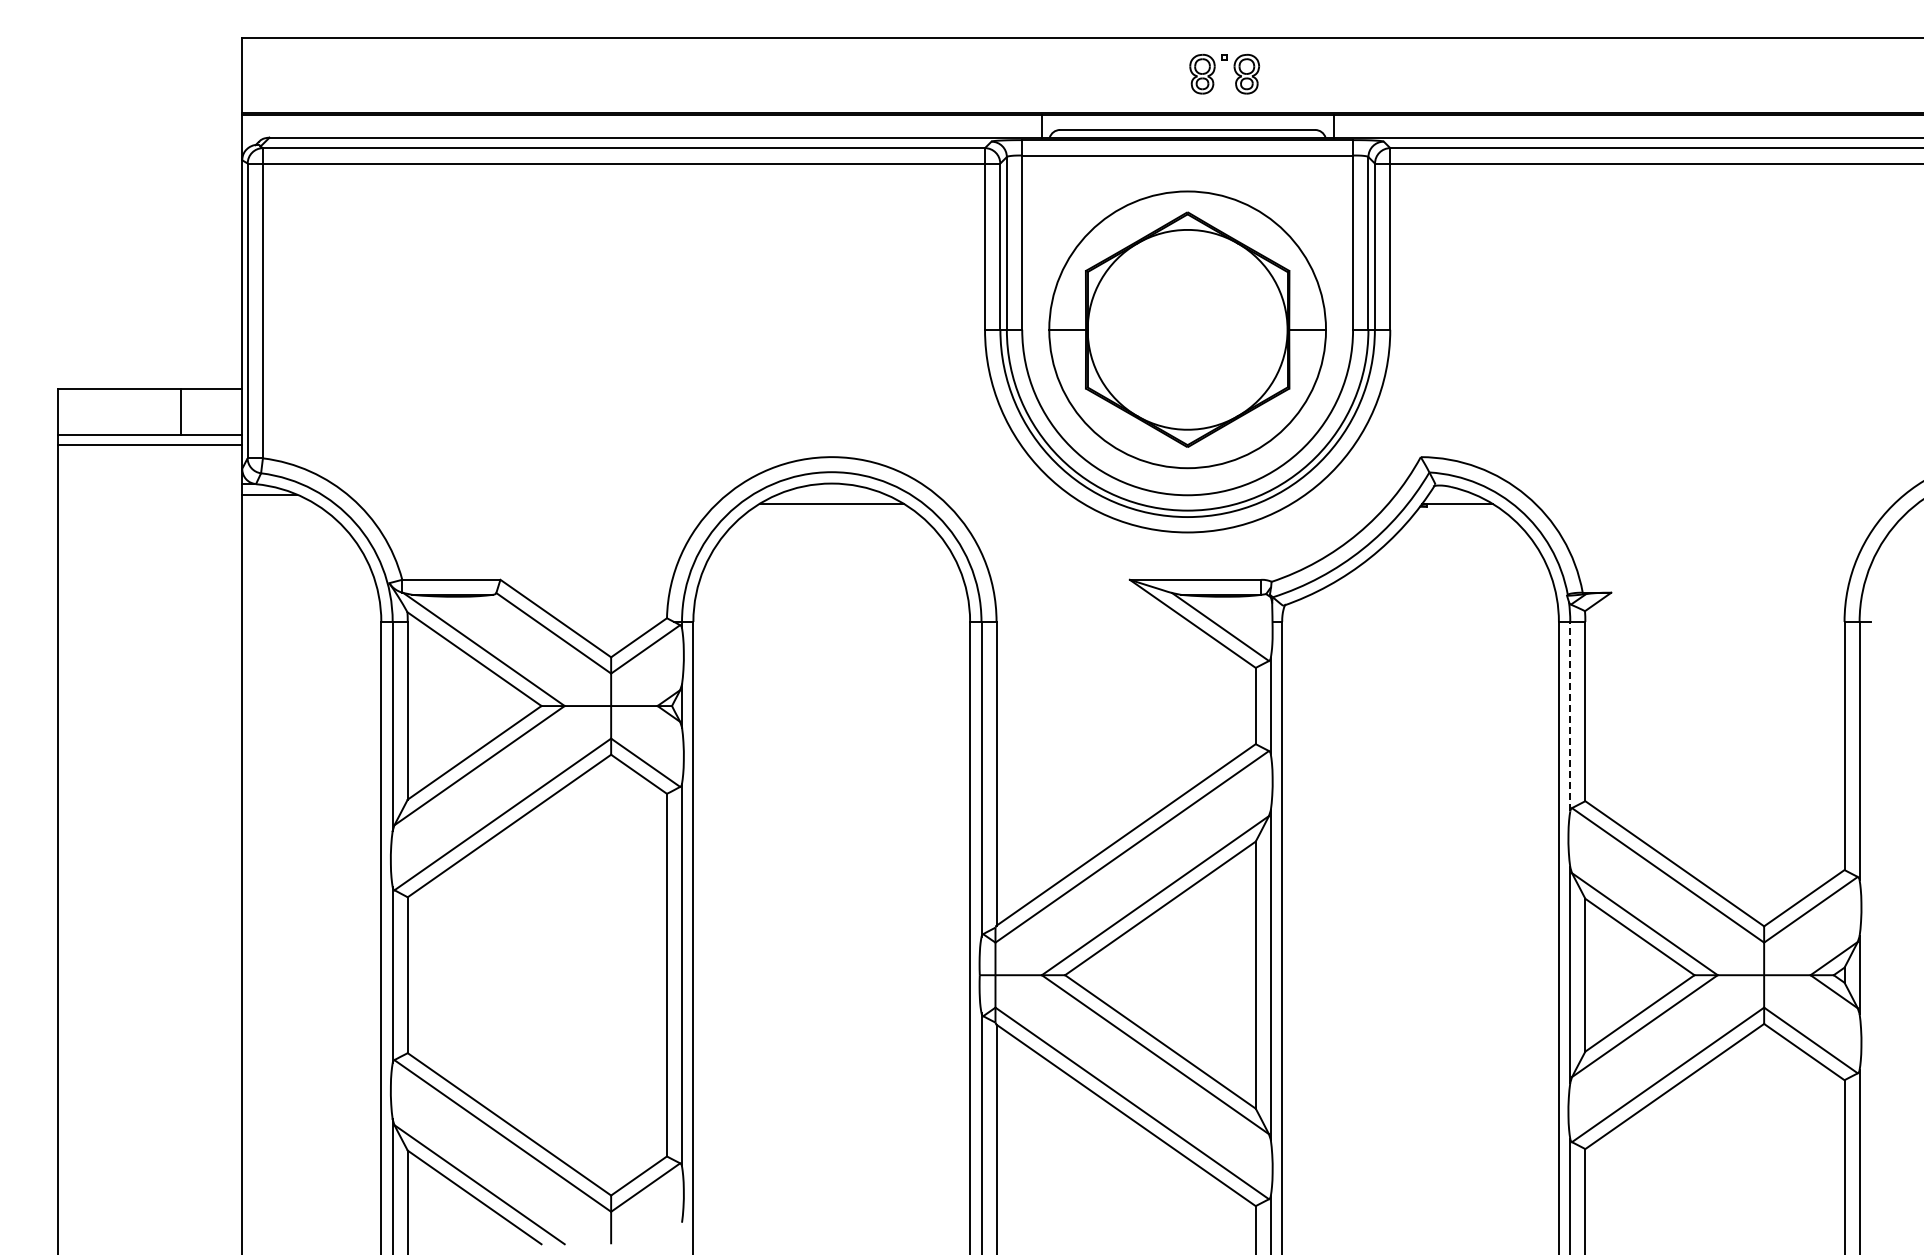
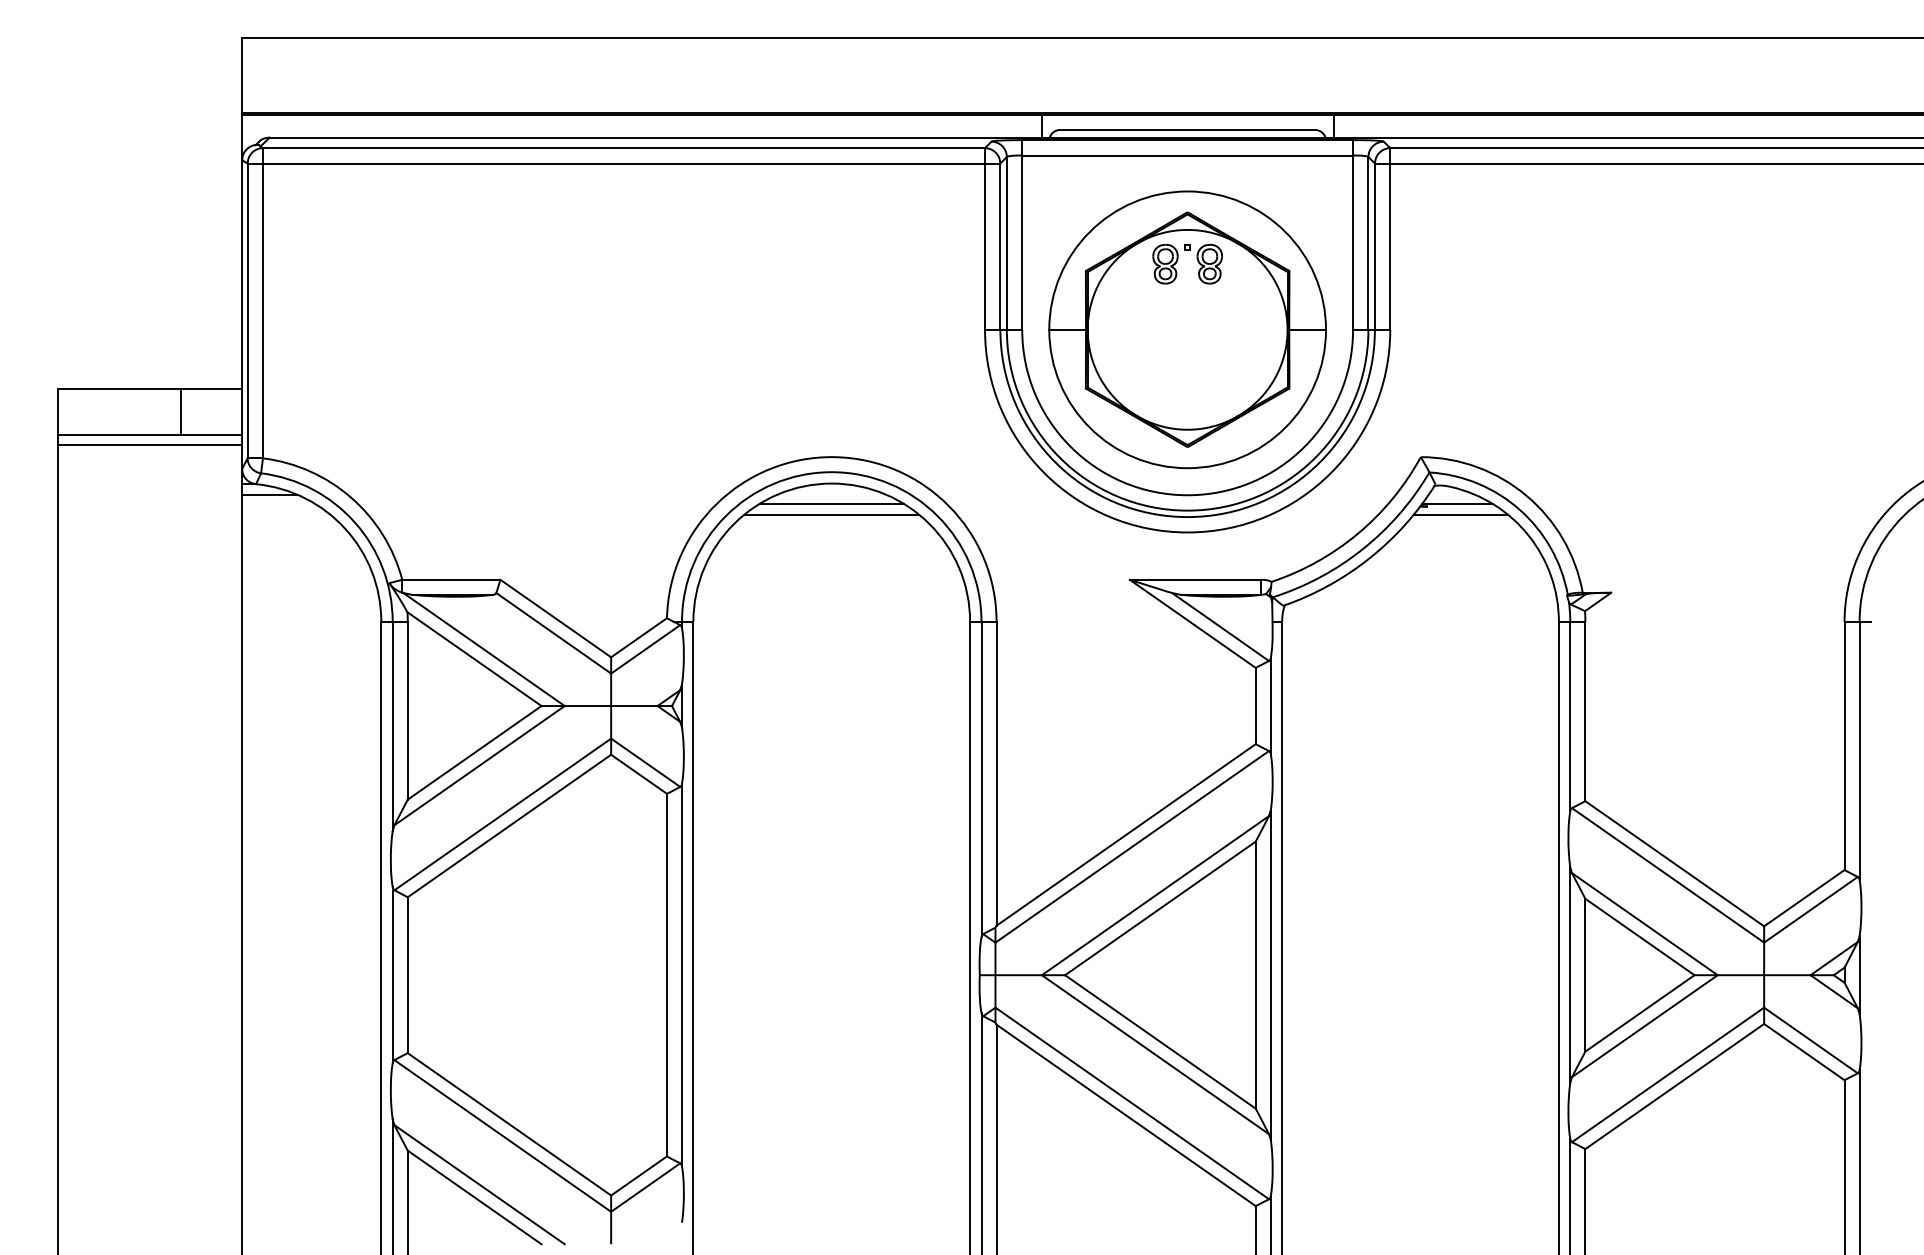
part position: (1214, 72) -> (1177, 262) (1177, 262)
line: none -> present (831, 514)
line: none -> present (1460, 514)
line: dashed -> solid (1570, 716)
